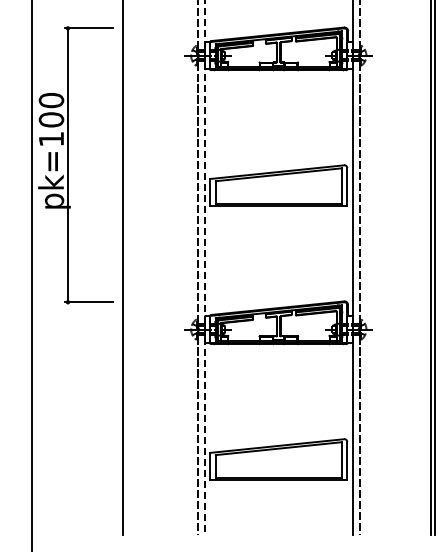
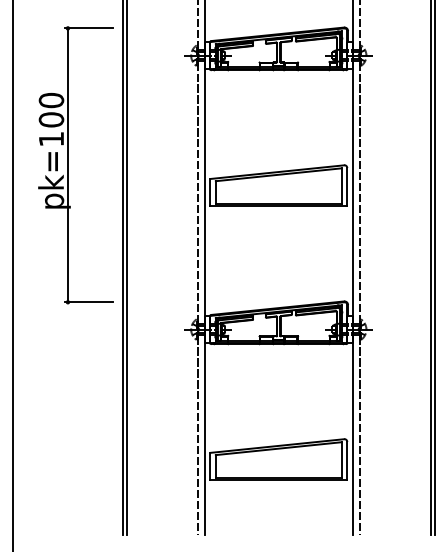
line: none -> present (126, 268)
line: dashed -> solid (204, 268)
line position: (32, 275) -> (13, 275) (13, 275)
